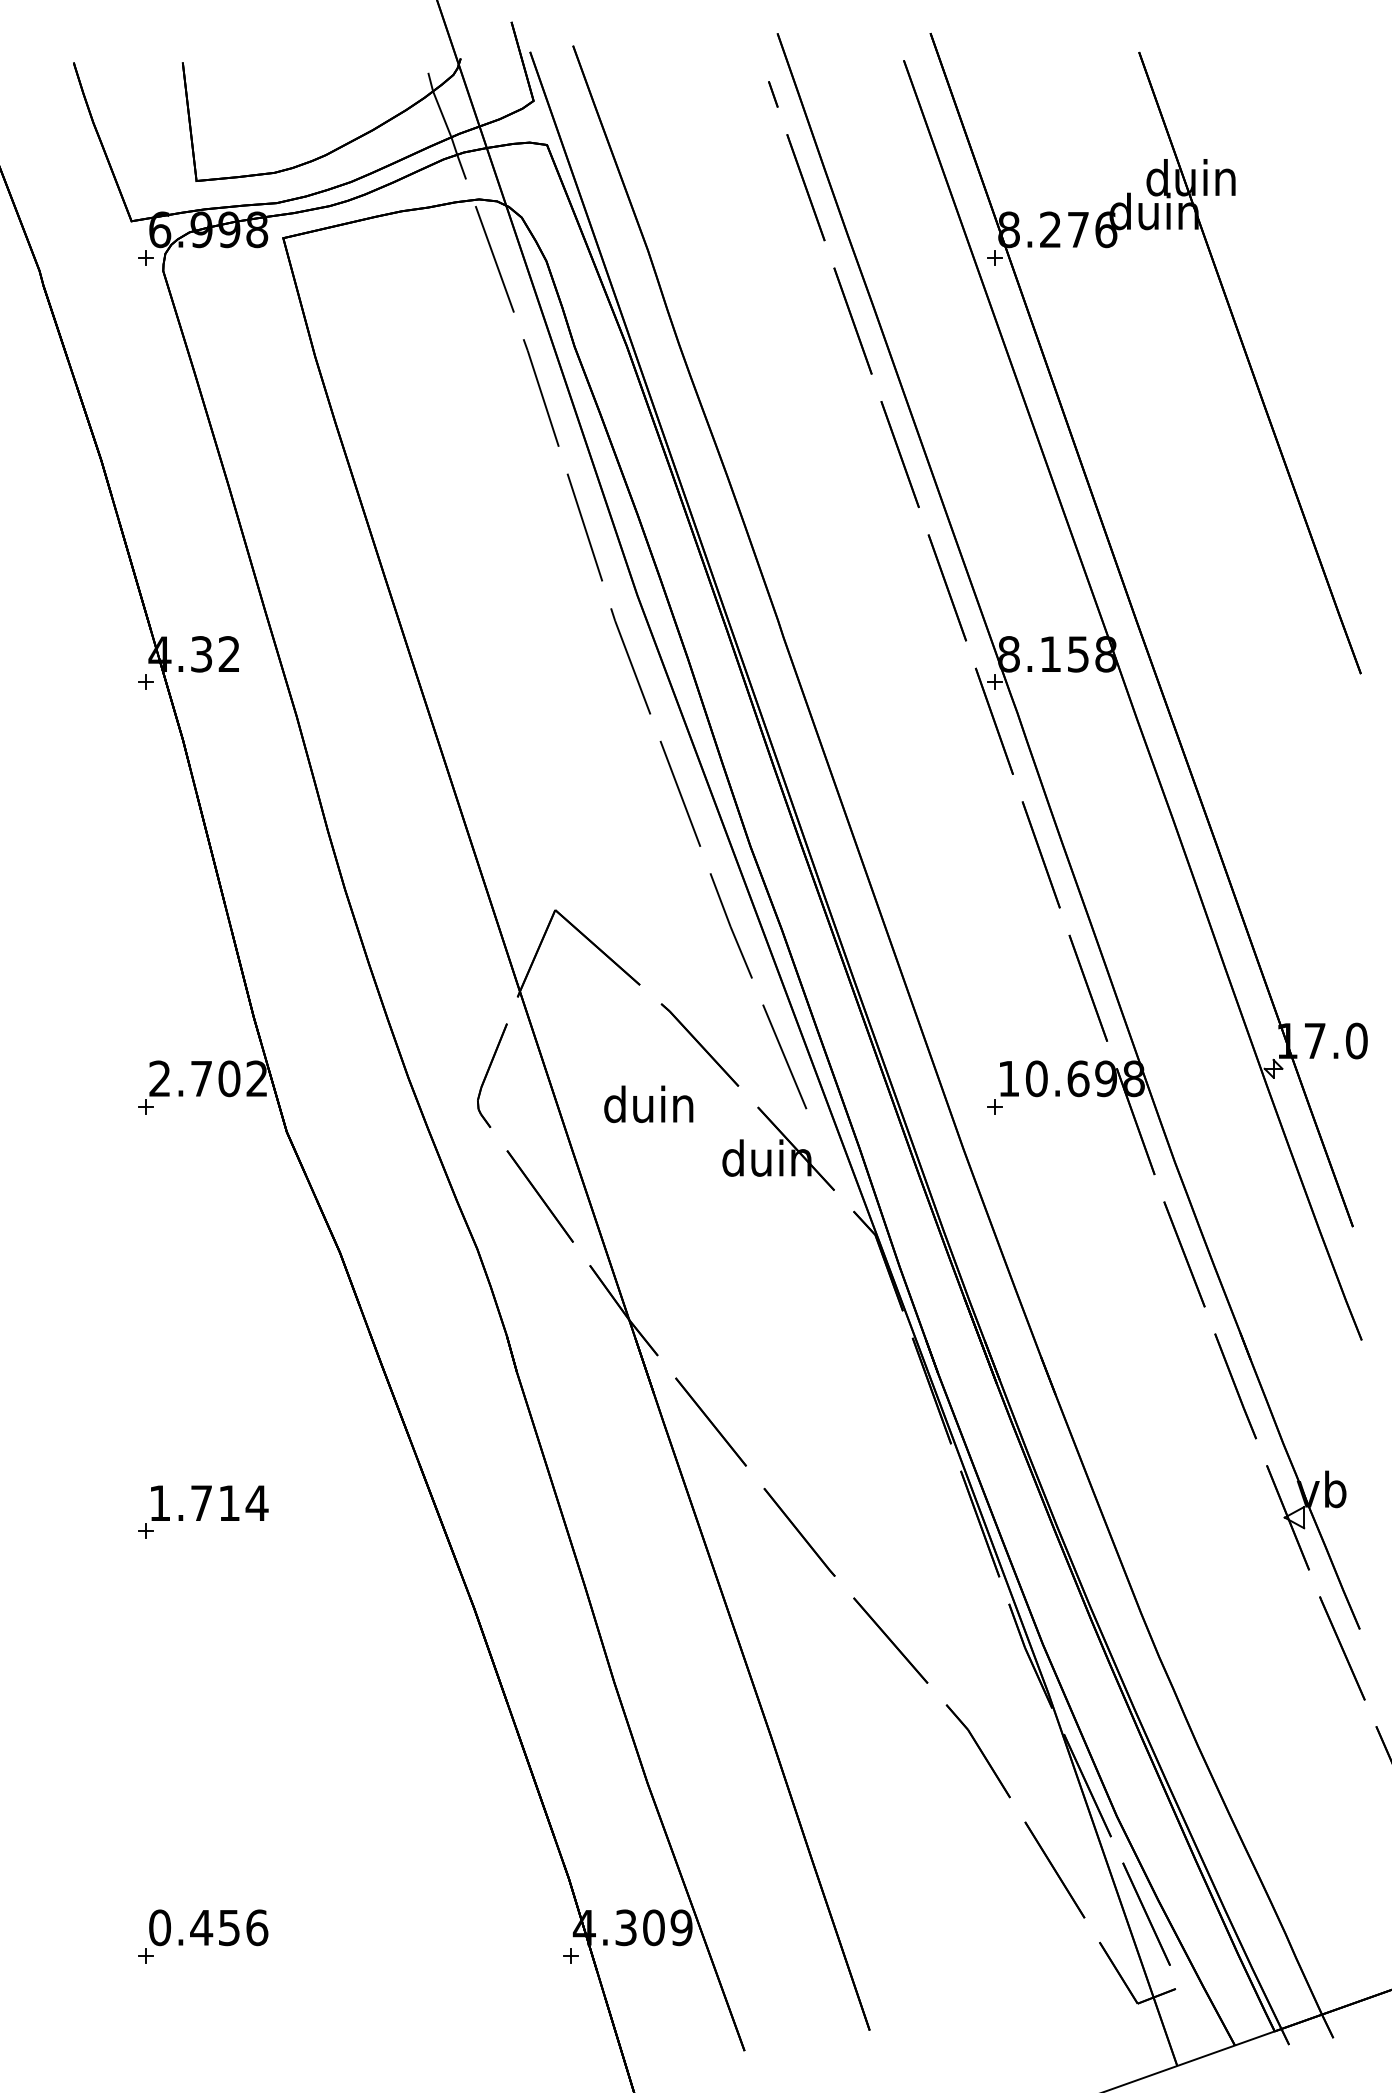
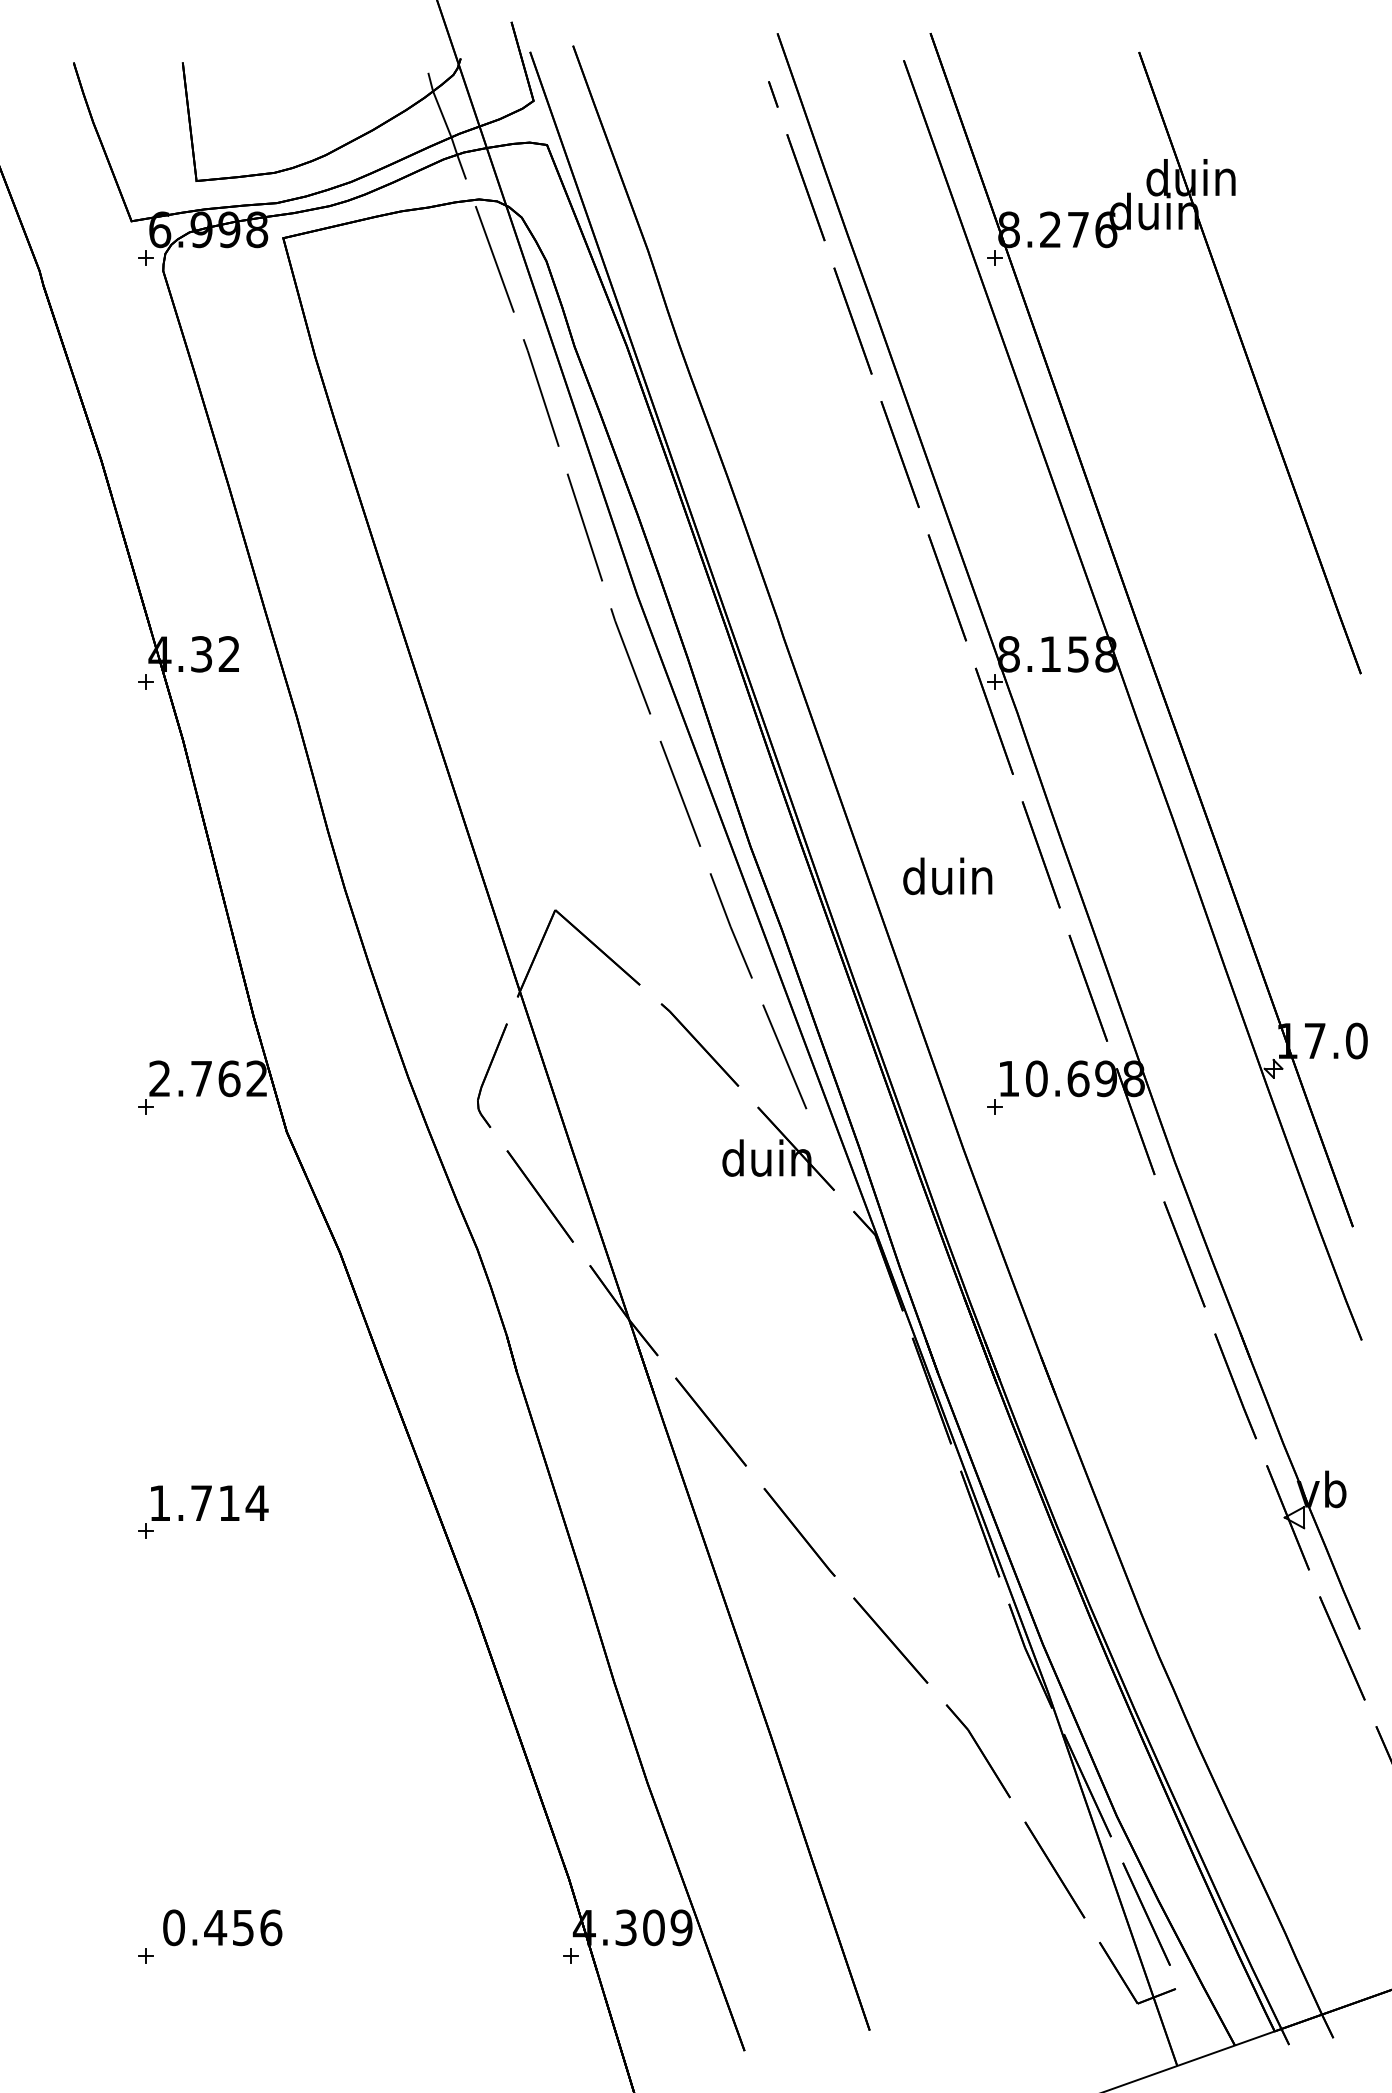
text: 2.702 -> 2.762 (229, 1078)
text position: (648, 1104) -> (947, 876) (947, 876)
text position: (208, 1927) -> (222, 1927) (222, 1927)
